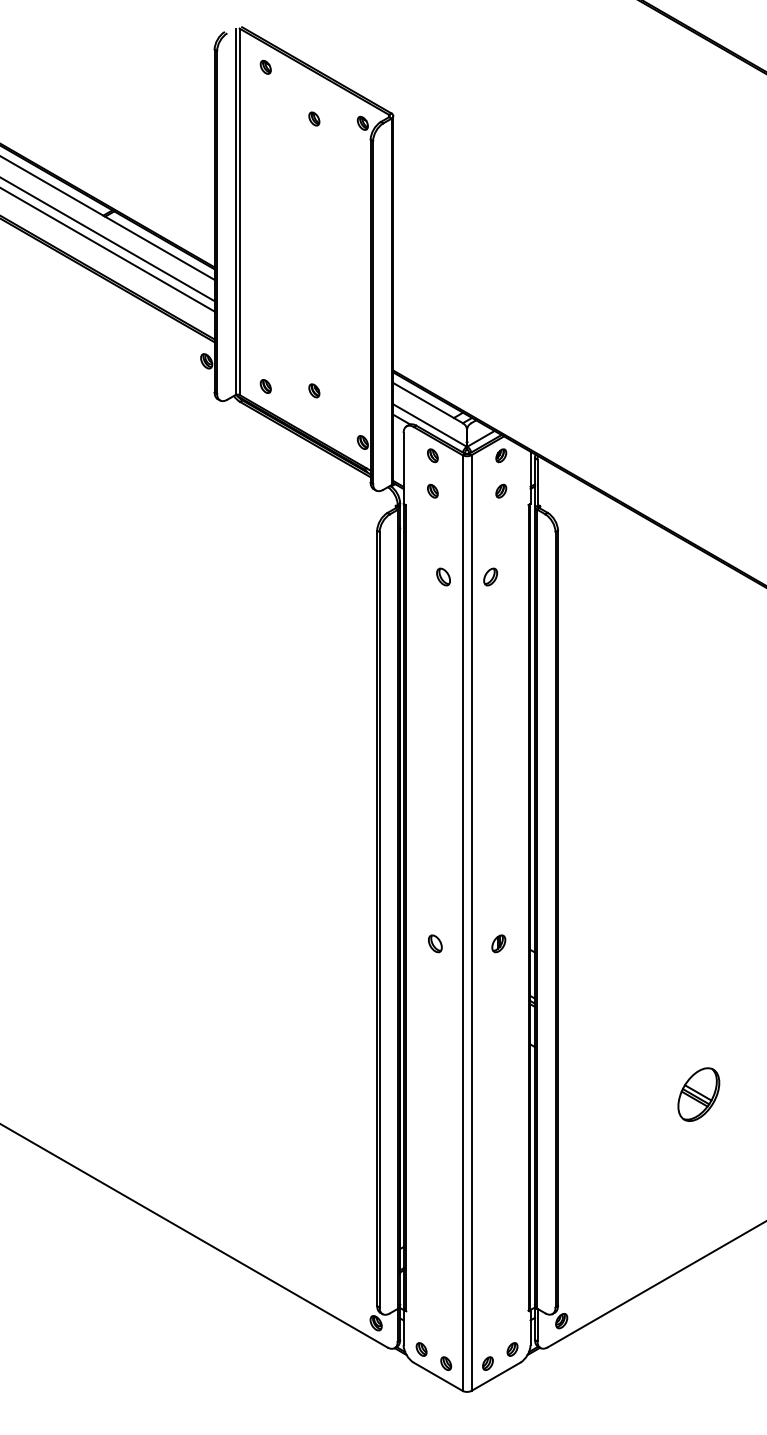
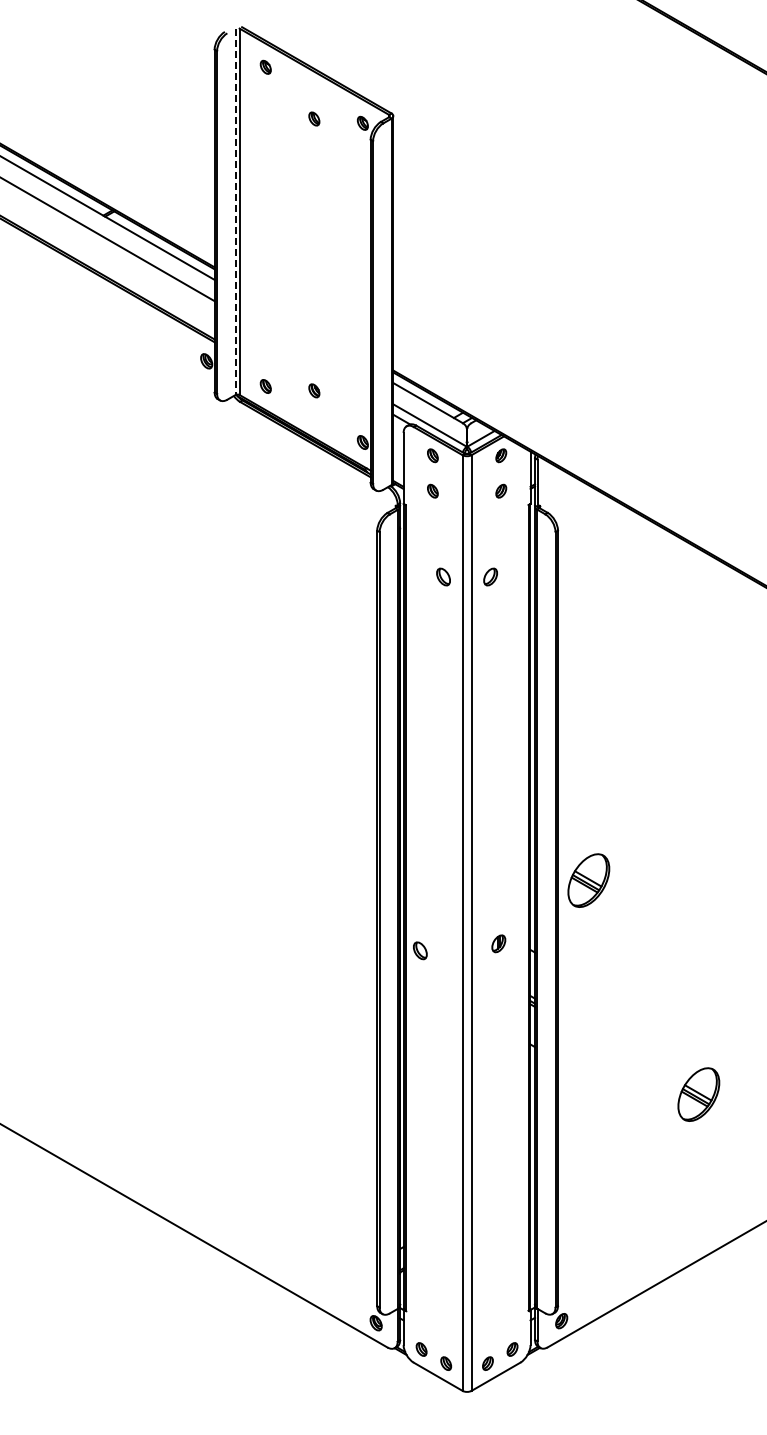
line: solid -> dashed (235, 212)
line: present -> none (108, 250)
part: none -> present (588, 880)
part position: (435, 943) -> (420, 950) (420, 950)
